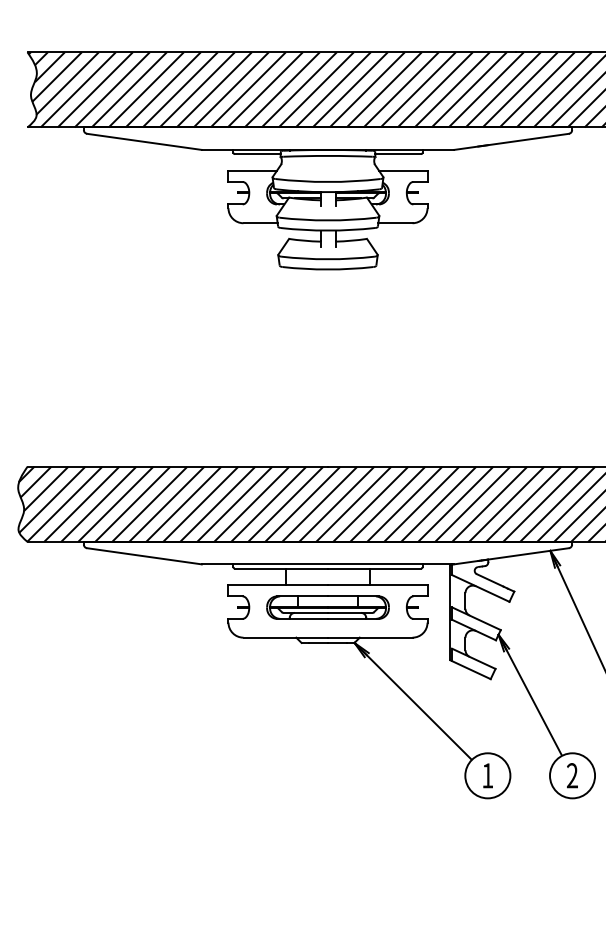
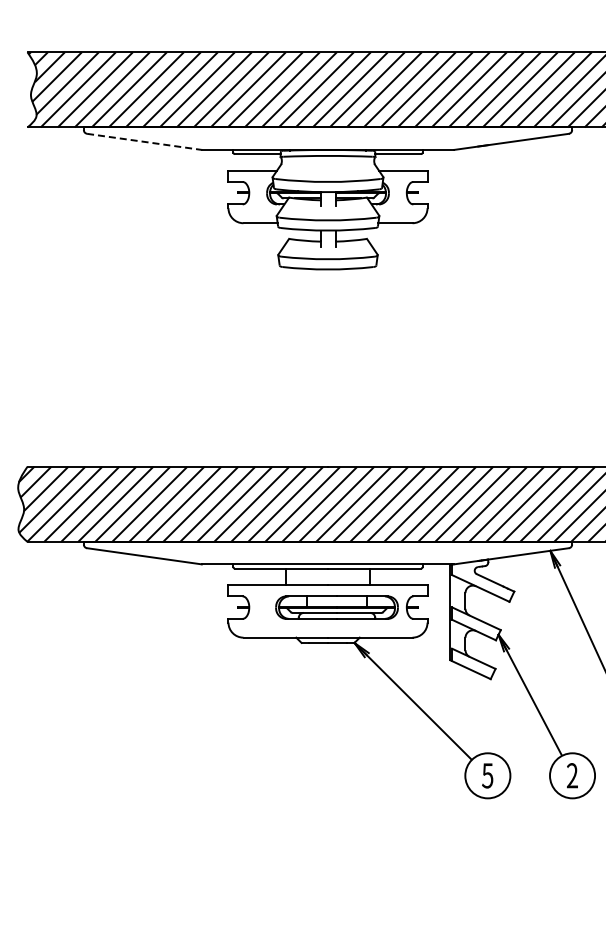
line: solid -> dashed (144, 141)
part position: (327, 607) -> (336, 607) (336, 607)
text: 1 -> 5 (487, 775)
